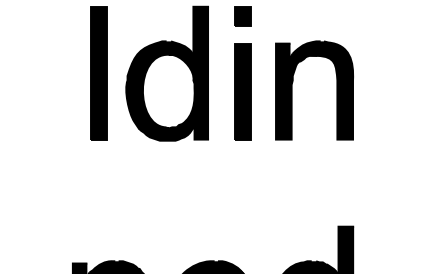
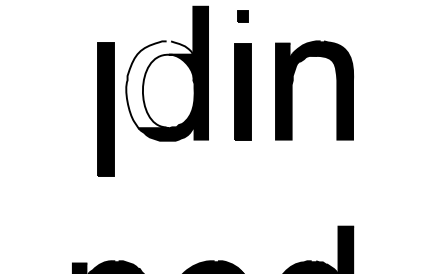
part size: 18x21 px -> 12x13 px (242, 16)
part position: (98, 73) -> (105, 109) (105, 109)
fill: present -> none (159, 84)
